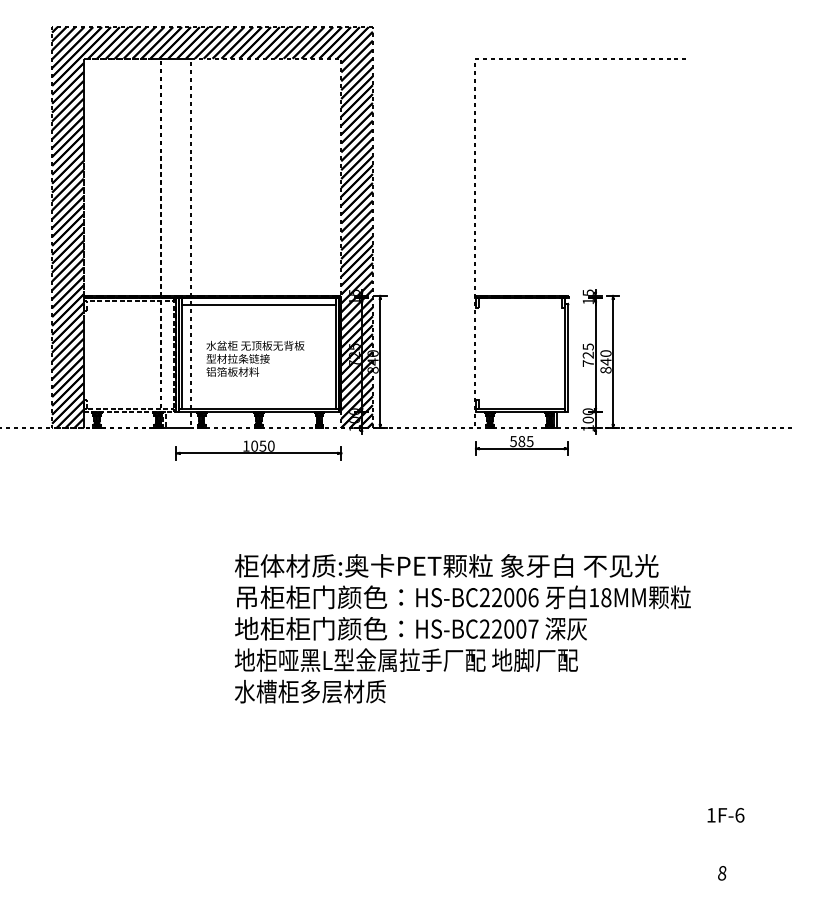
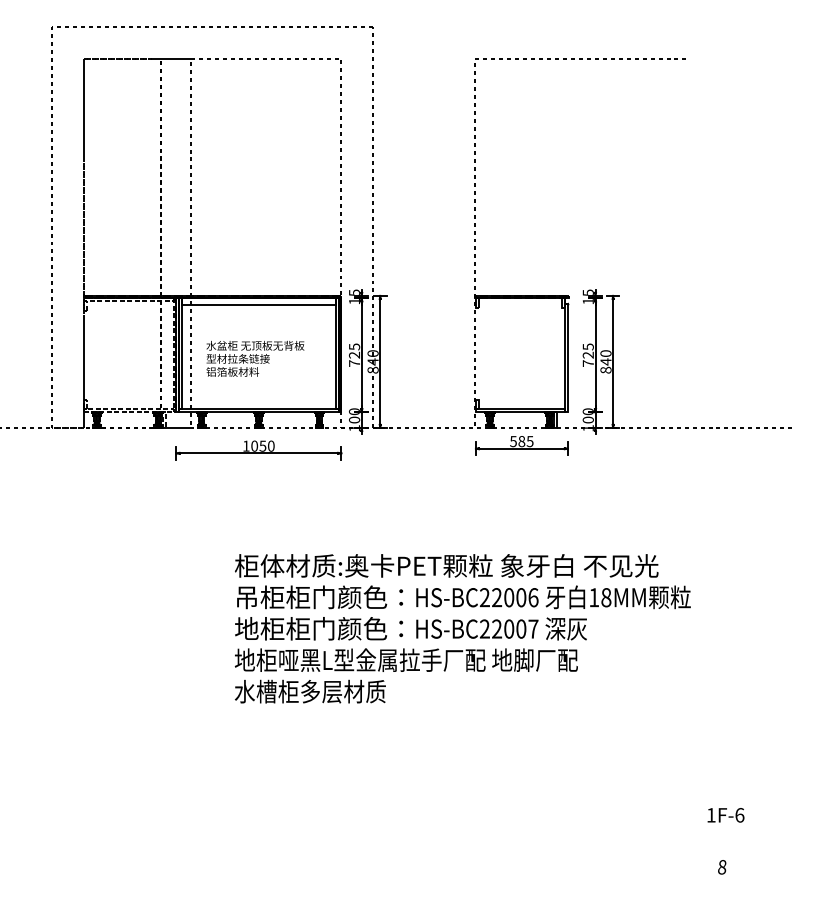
hatch: present -> none (212, 227)
text position: (722, 873) -> (722, 867) (722, 867)
